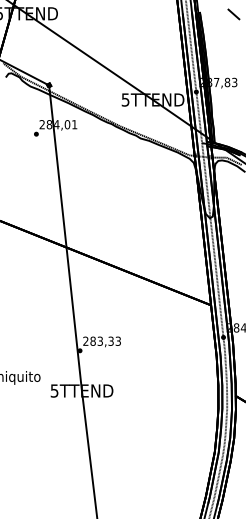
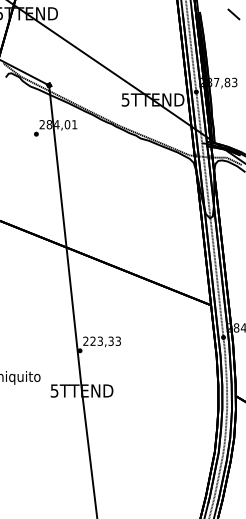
text: 283,33 -> 223,33 (92, 340)
